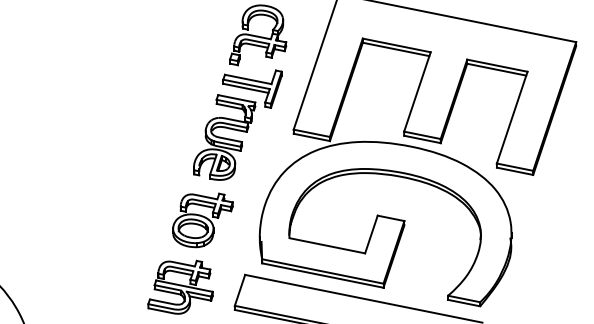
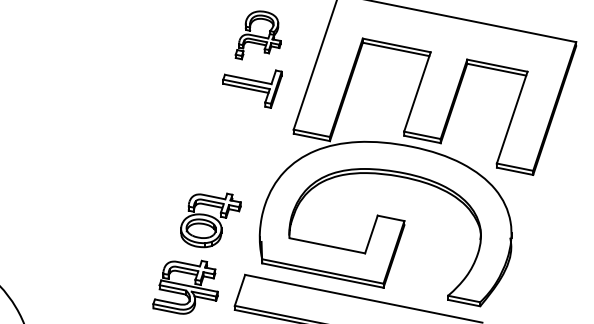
part size: 59x63 px -> 48x51 px (257, 35)
part: present -> none (224, 137)
part position: (202, 220) -> (210, 220) (210, 220)
part position: (180, 286) -> (185, 286) (185, 286)
